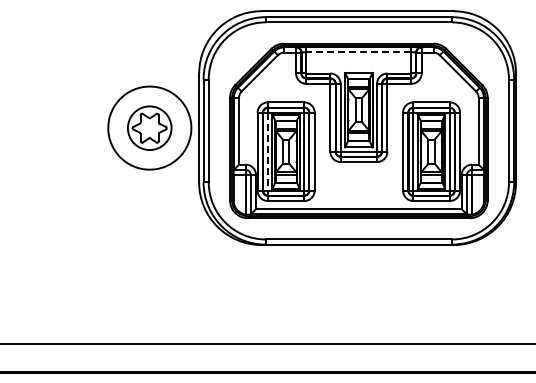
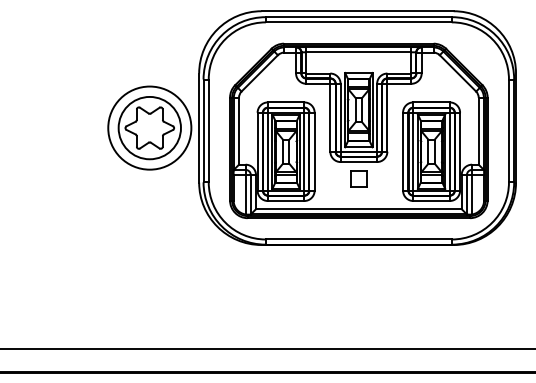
line: dashed -> solid (358, 52)
part size: 46x46 px -> 65x65 px (149, 128)
line: dashed -> solid (267, 151)
part: none -> present (358, 178)
line position: (267, 343) -> (267, 348) (267, 348)
